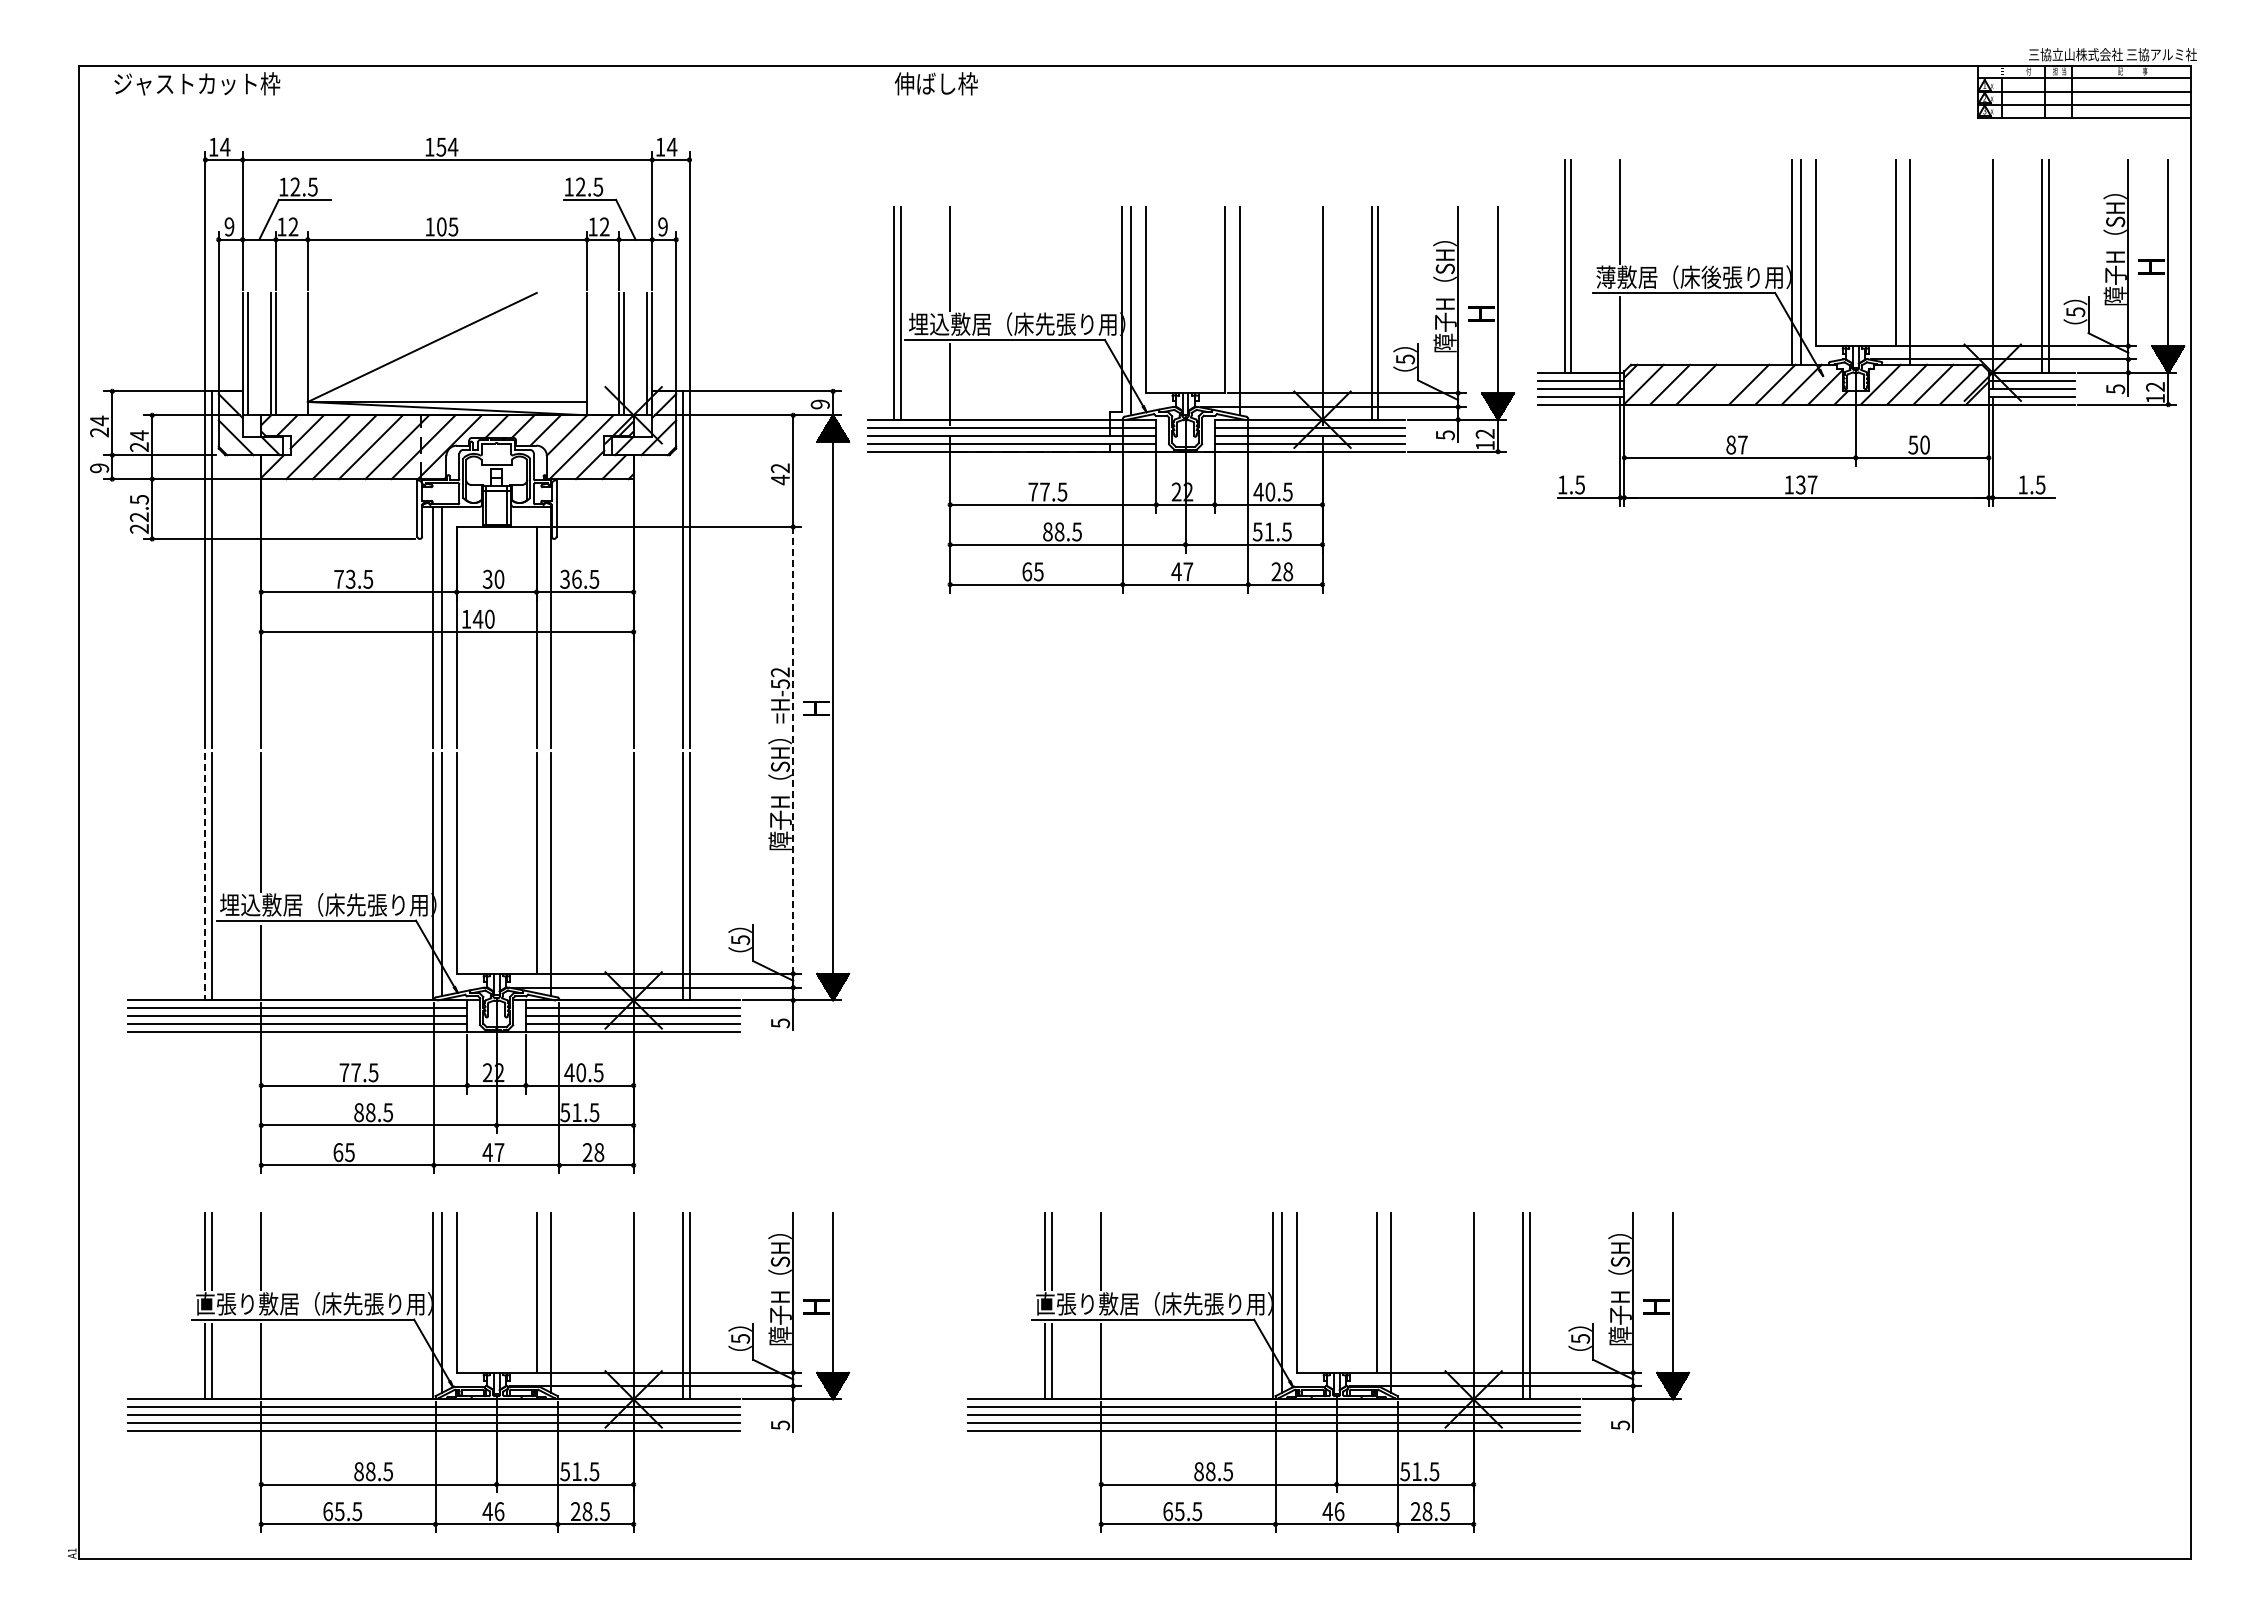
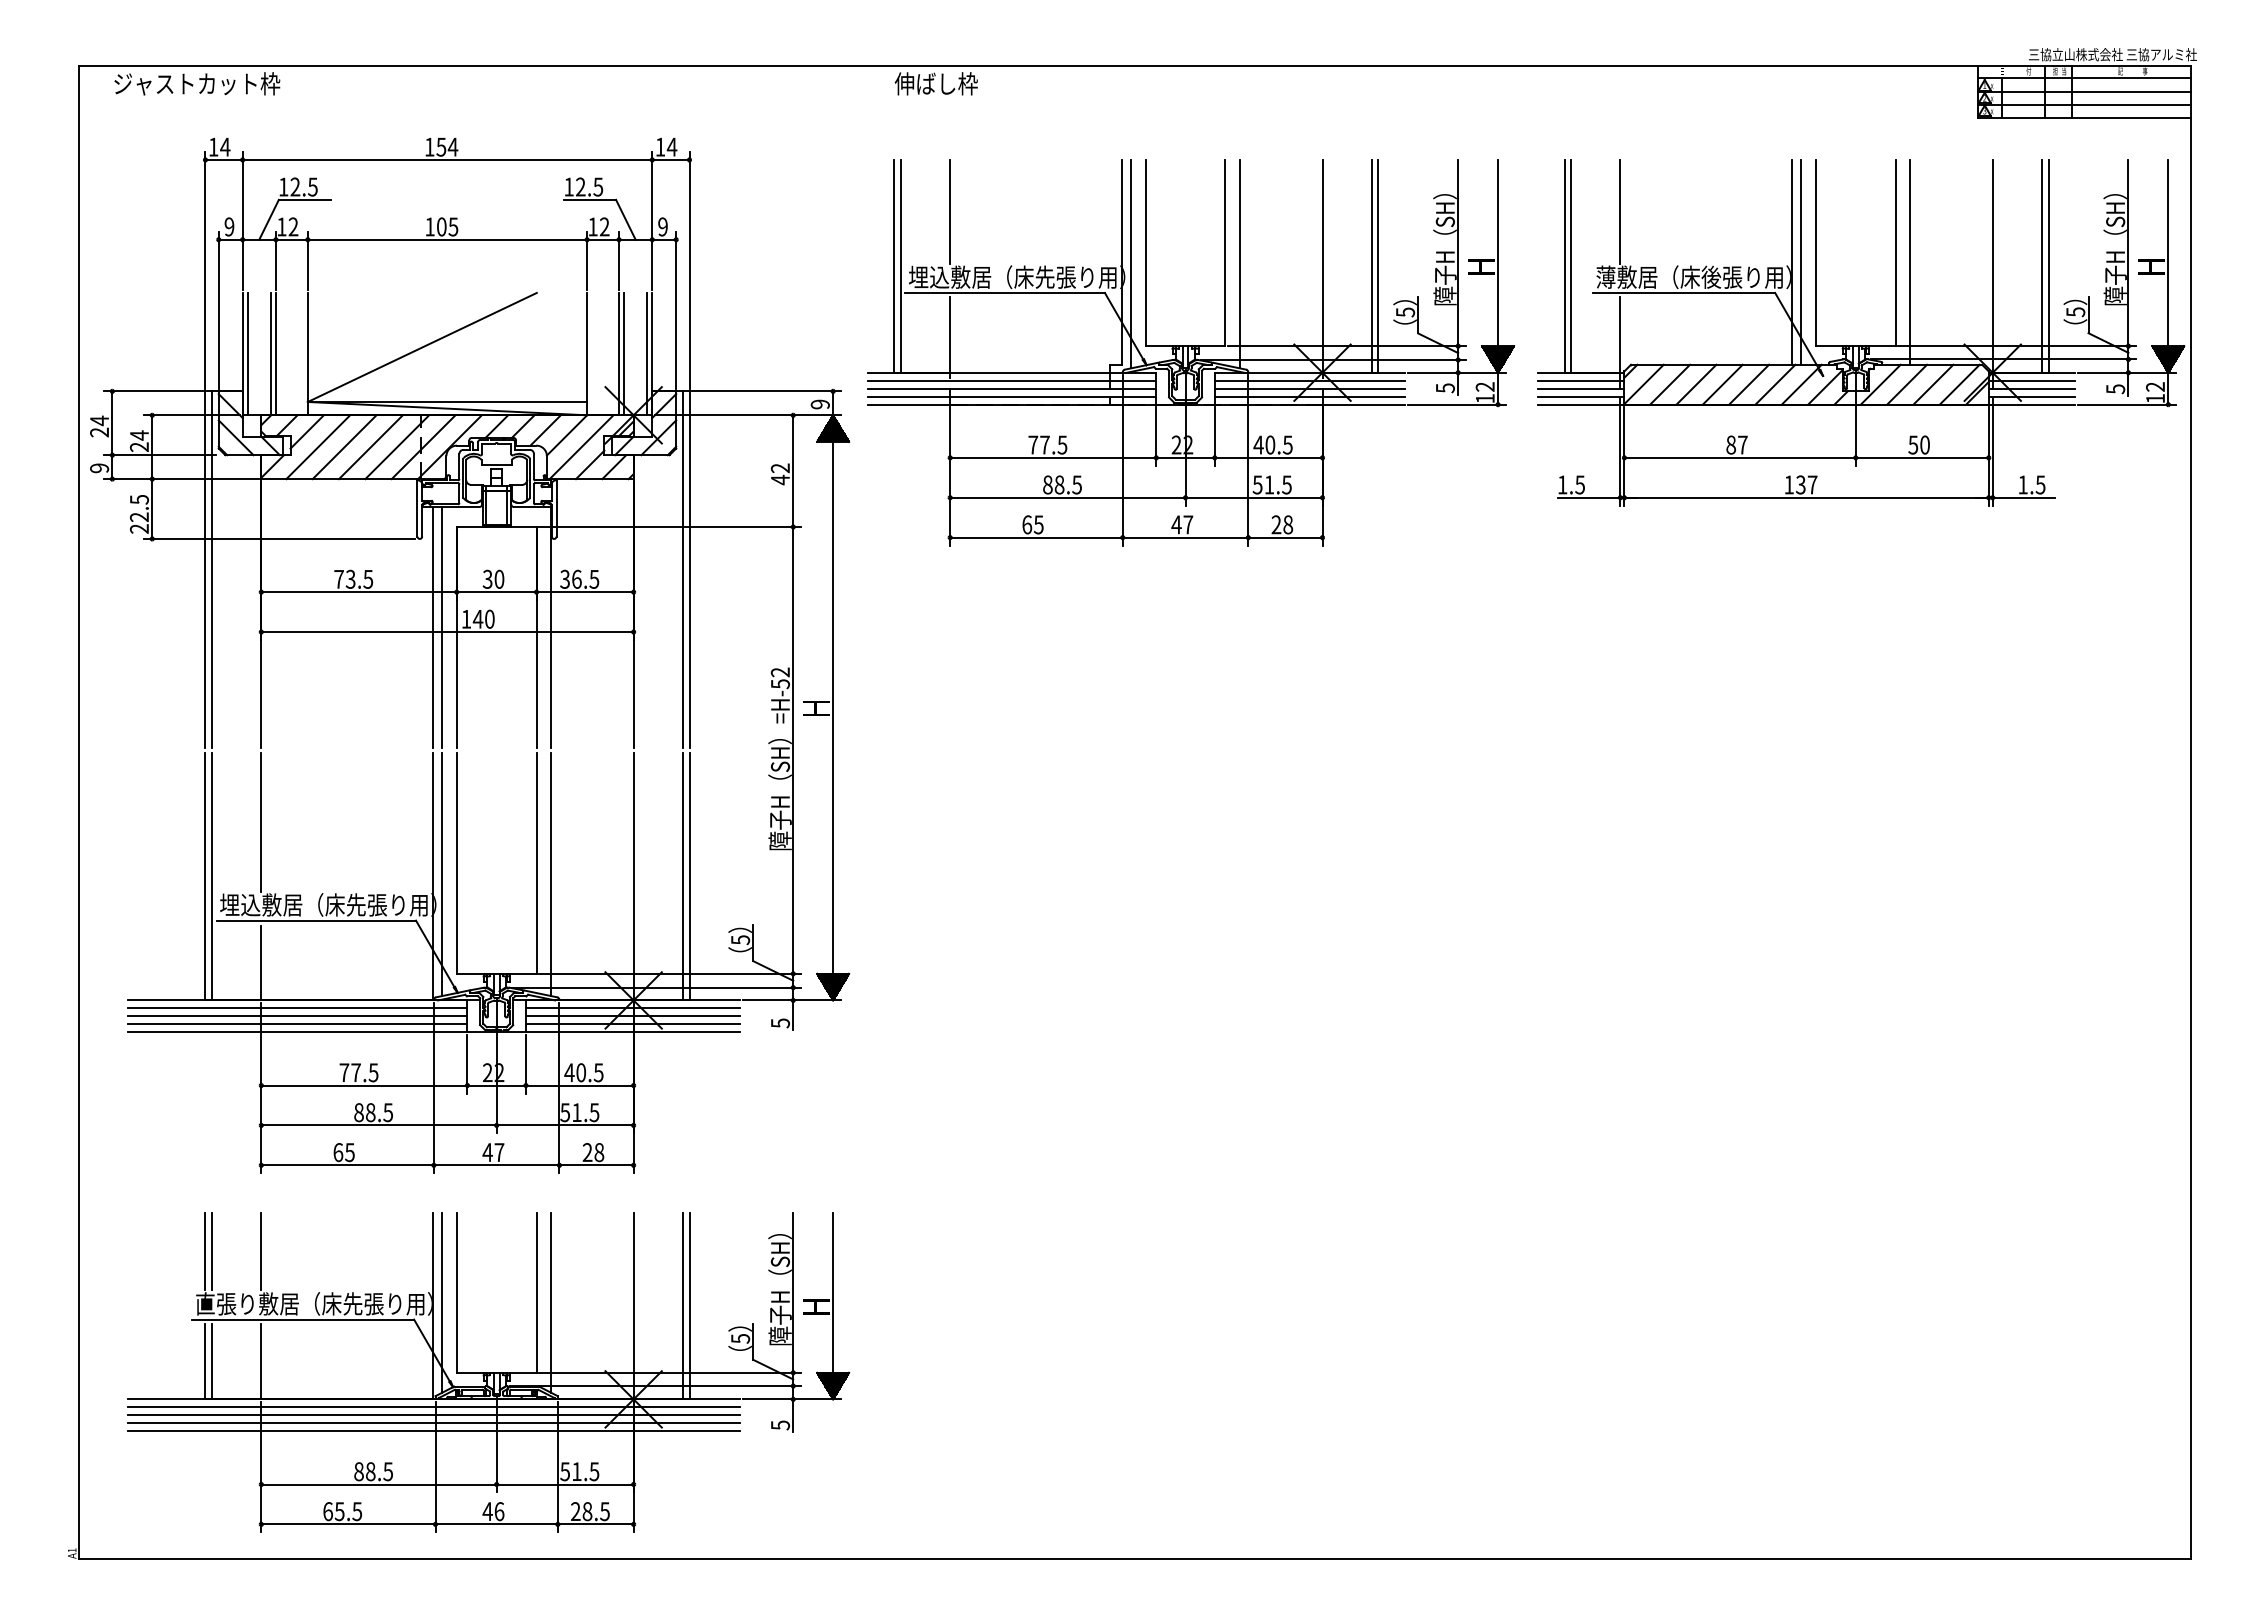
line: none -> present (1722, 384)
part position: (1190, 399) -> (1190, 352) (1190, 352)
line: dashed -> solid (793, 749)
line: dashed -> solid (205, 876)
part: present -> none (1328, 1372)
